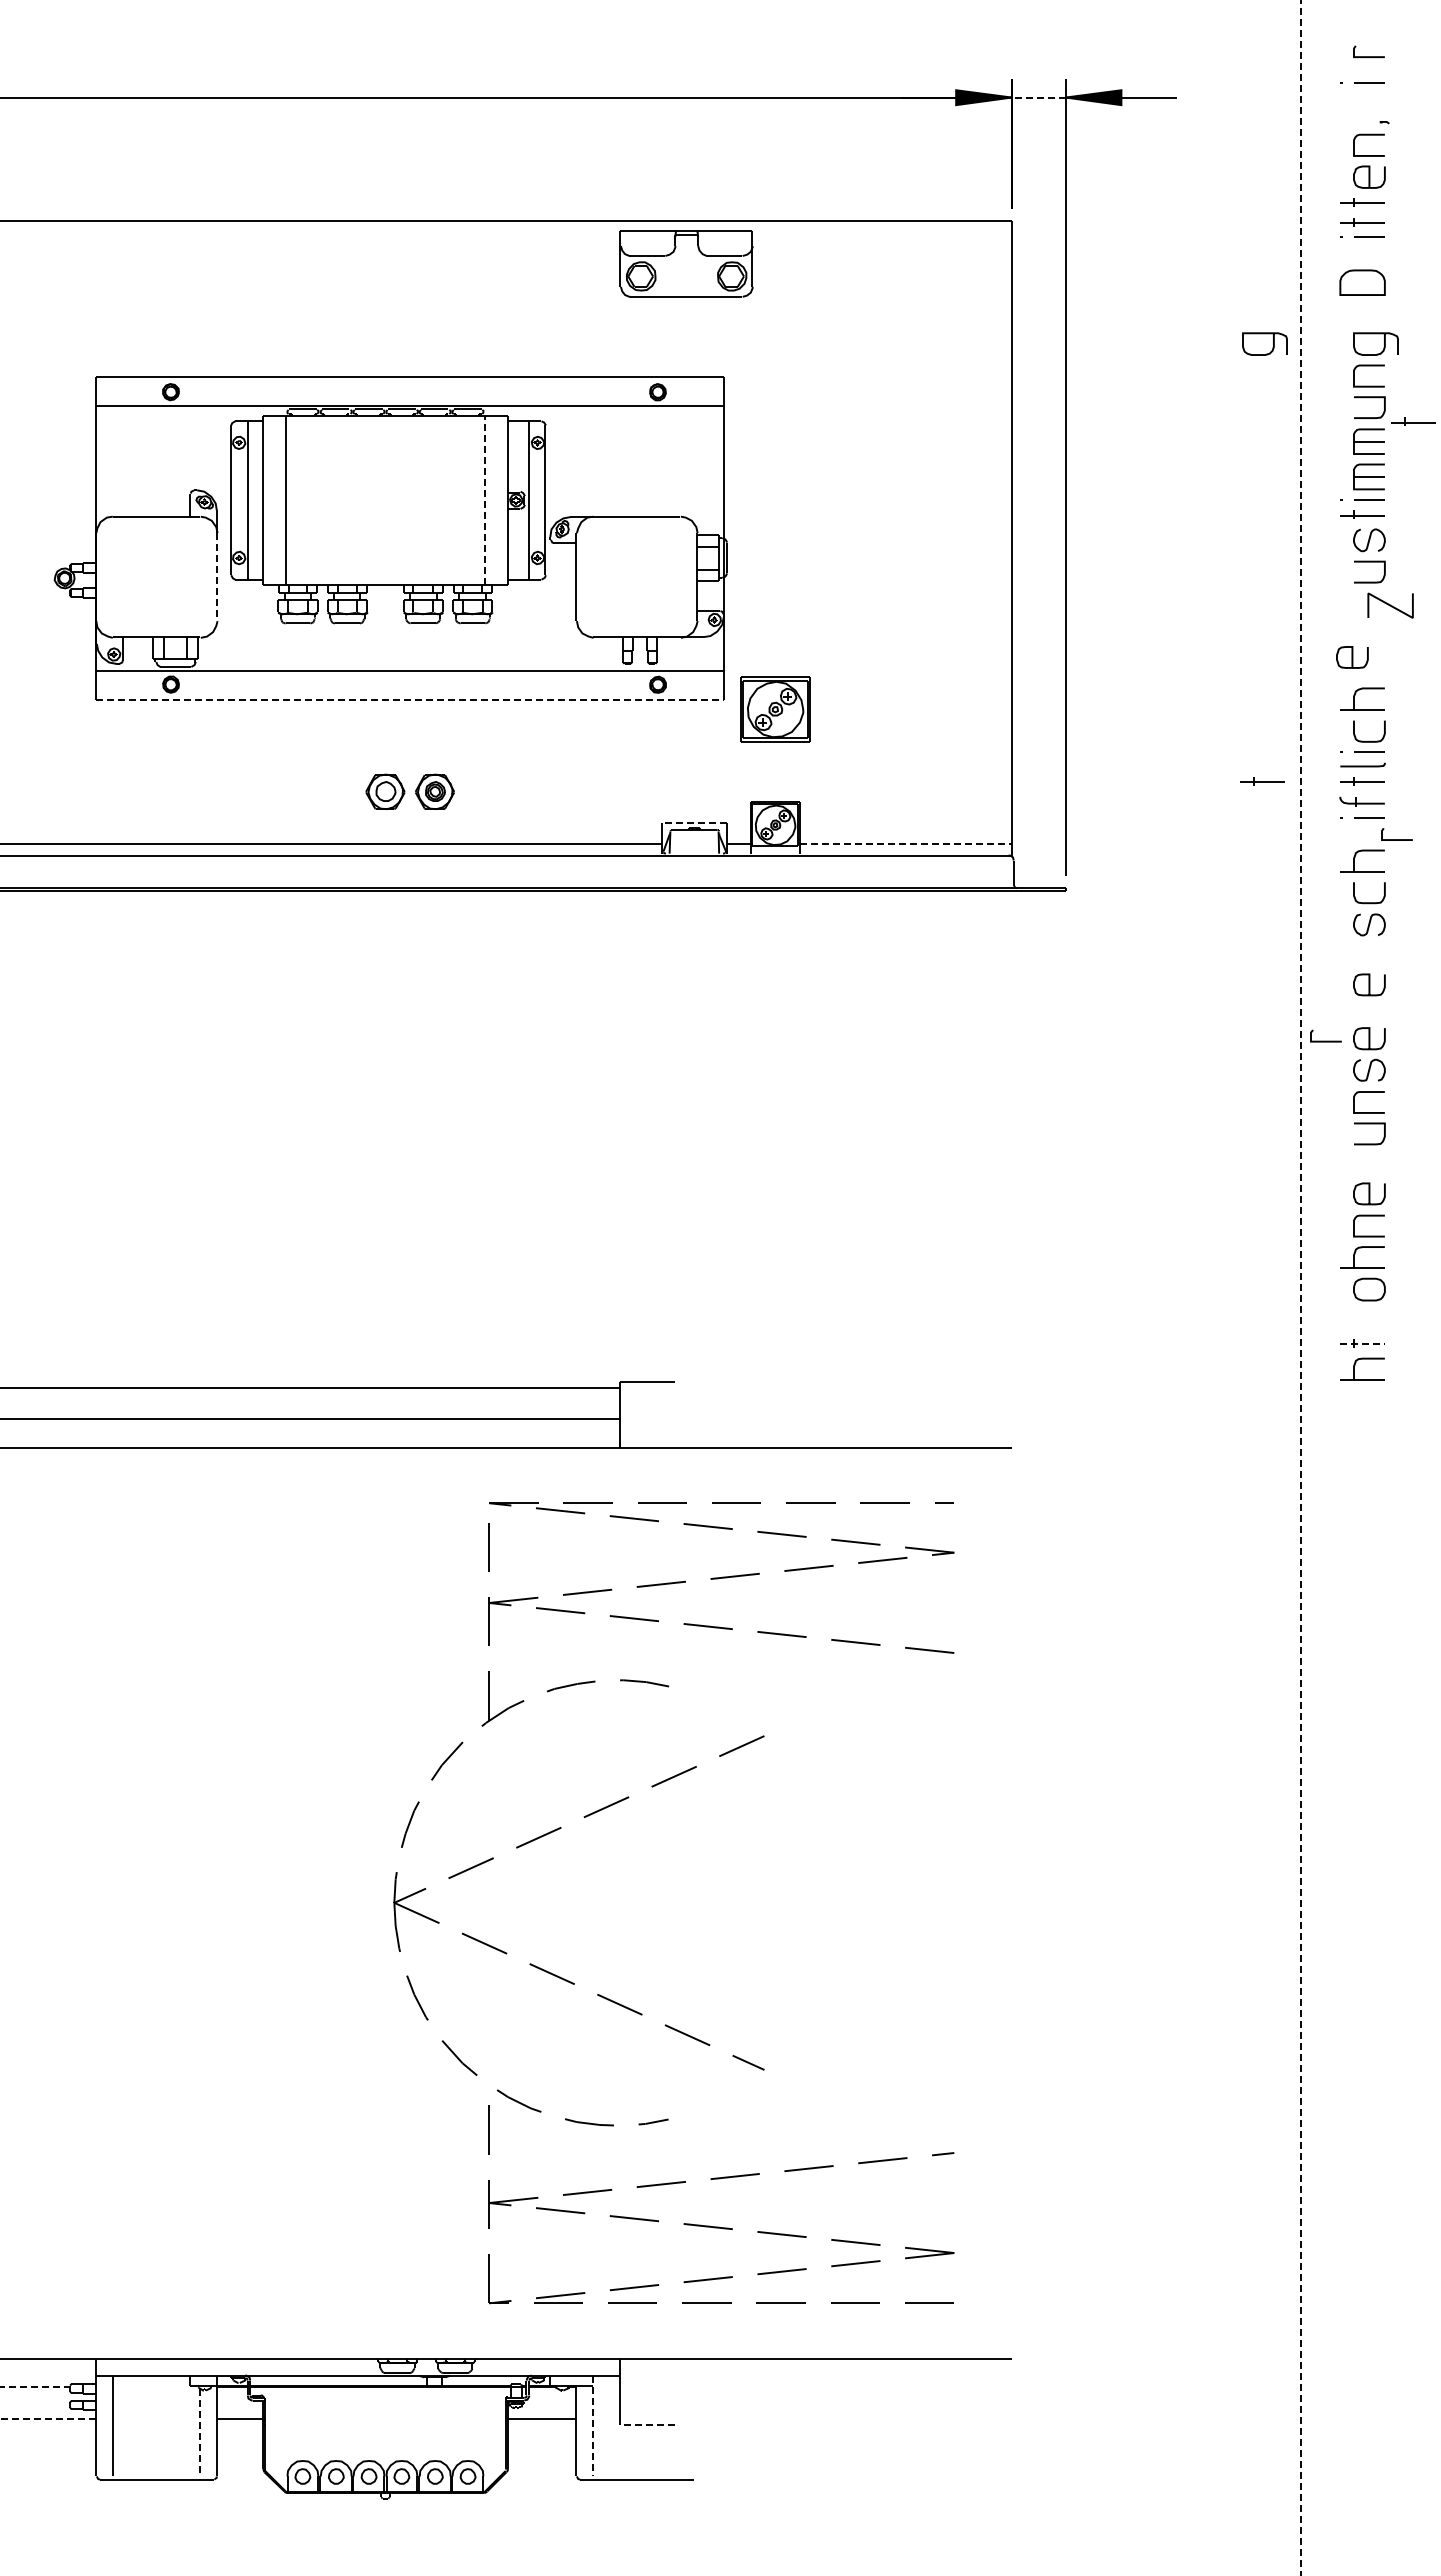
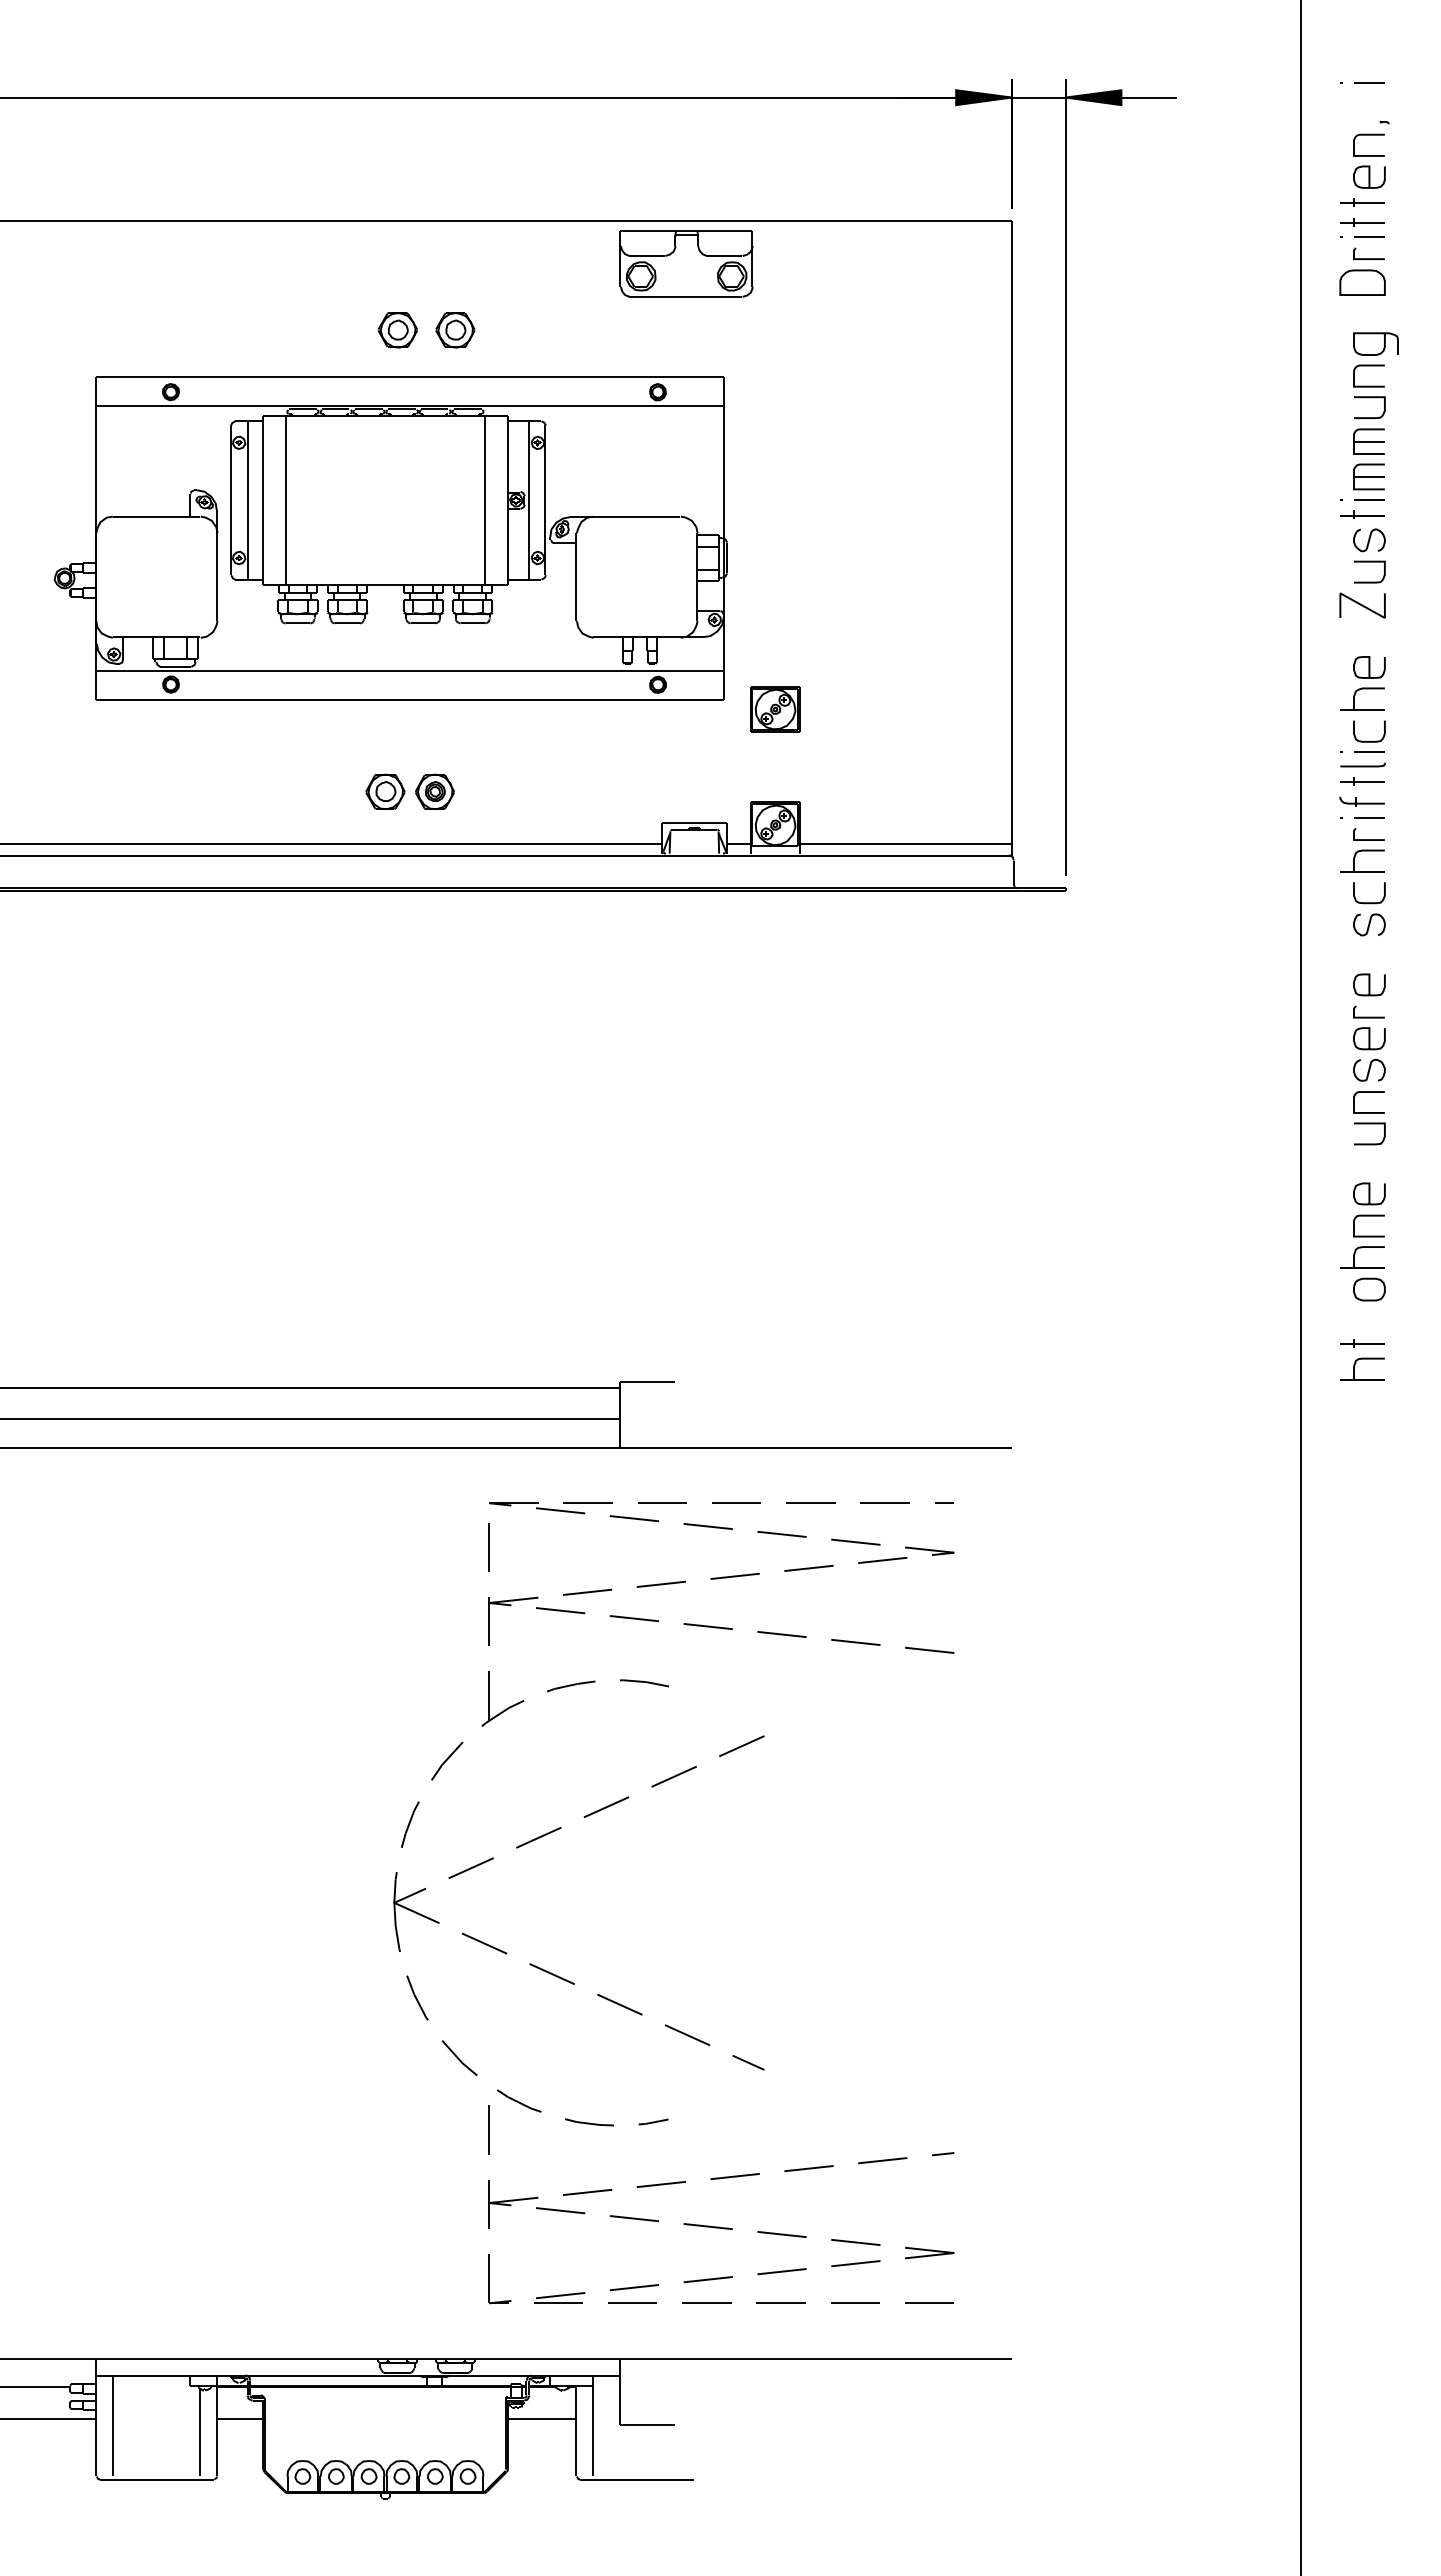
line position: (1368, 56) -> (1368, 258) (1368, 258)
line: dashed -> solid (1038, 97)
part: none -> present (397, 330)
part: none -> present (455, 330)
curve: present -> none (1272, 347)
part: present -> none (1413, 421)
line: dashed -> solid (484, 500)
line: dashed -> solid (216, 577)
line position: (1390, 605) -> (1362, 605) (1362, 605)
curve position: (1352, 657) -> (1369, 667) (1369, 667)
line: dashed -> solid (409, 700)
part size: 71x67 px -> 51x47 px (775, 709)
part: present -> none (1262, 781)
line: dashed -> solid (694, 822)
line position: (1396, 839) -> (1368, 839) (1368, 839)
line: dashed -> solid (906, 843)
line position: (1325, 1040) -> (1368, 1016) (1368, 1016)
line: dashed -> solid (1300, 1288)
line: dashed -> solid (1363, 1344)
line: dashed -> solid (35, 2387)
line: dashed -> solid (48, 2418)
line: dashed -> solid (646, 2424)
line: dashed -> solid (593, 2426)
line: dashed -> solid (200, 2433)
